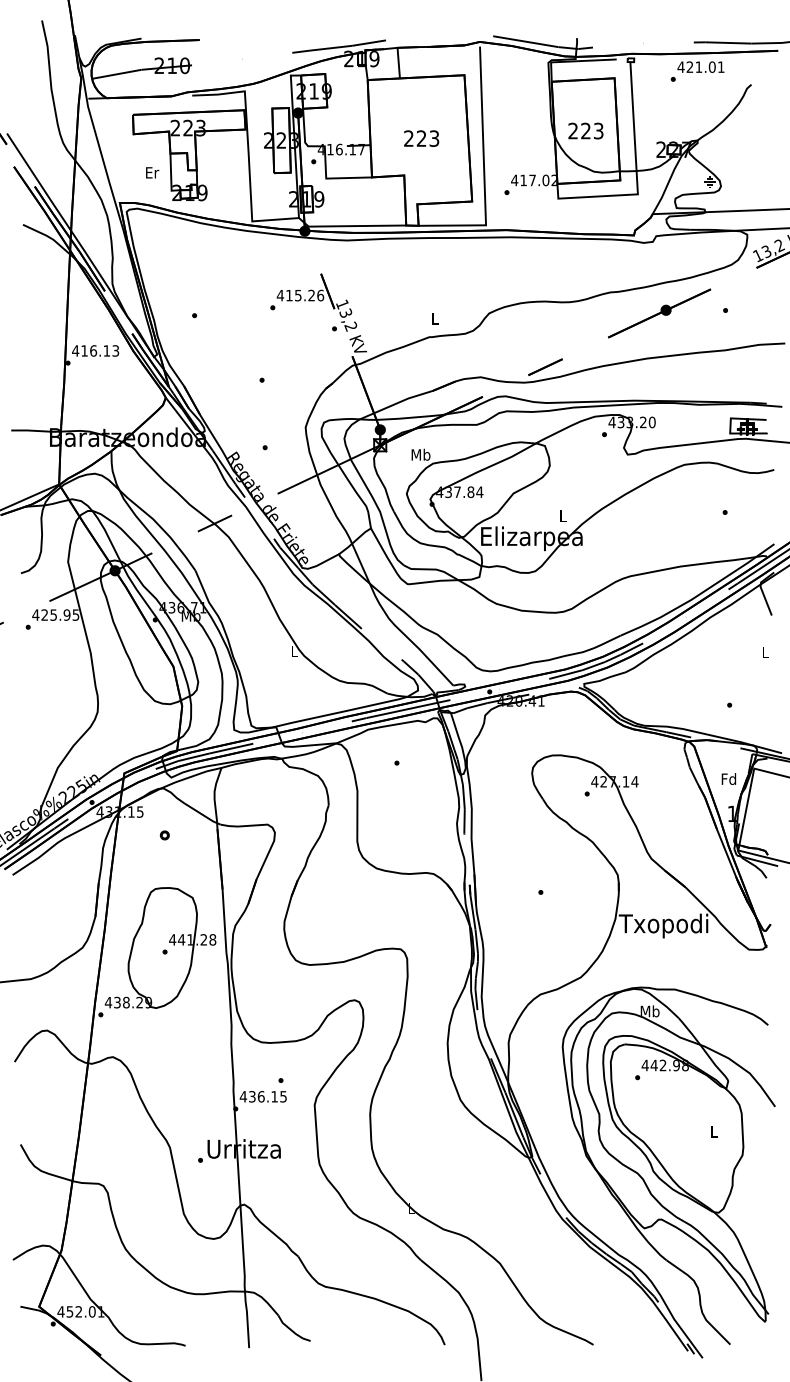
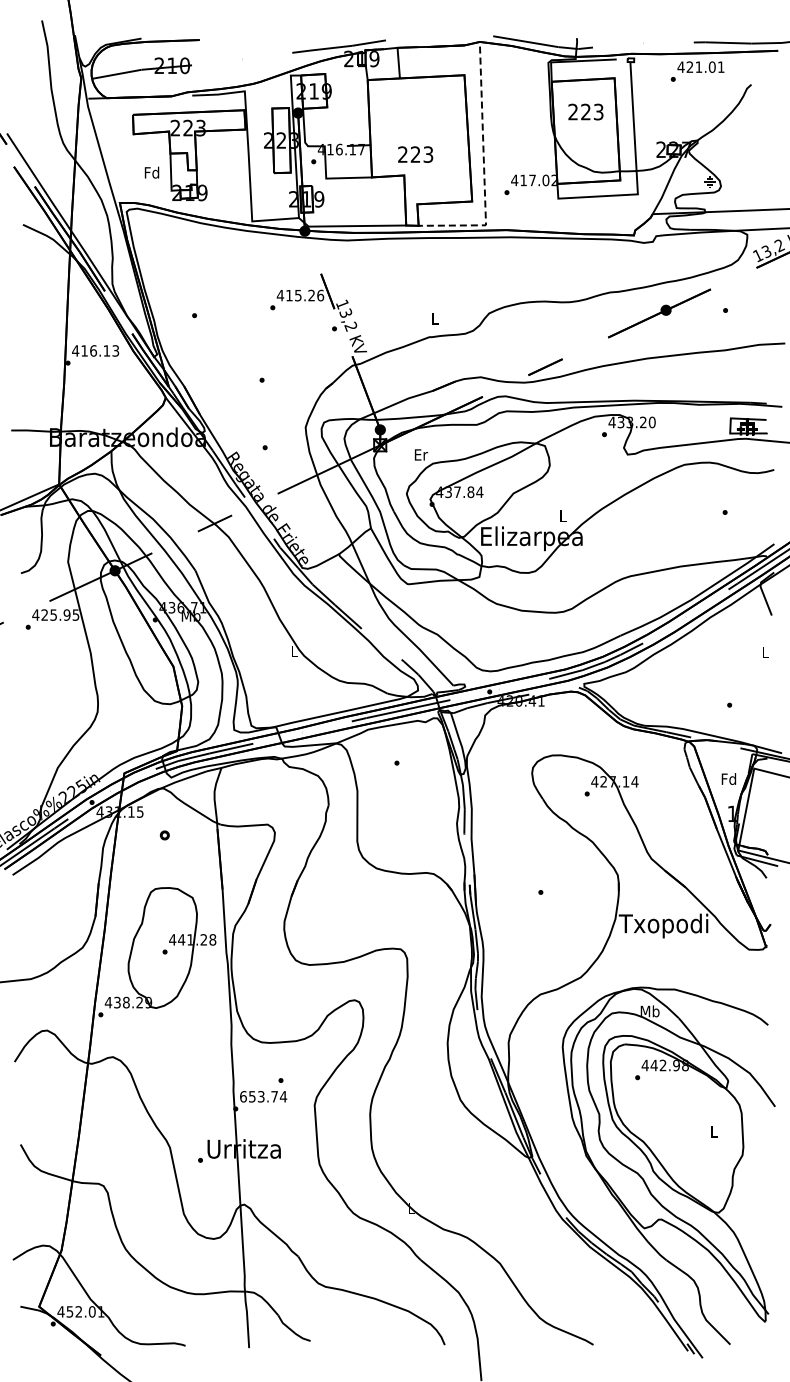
text position: (585, 130) -> (585, 111) (585, 111)
text position: (421, 138) -> (415, 154) (415, 154)
line: solid -> dashed (484, 170)
text: Er -> Fd (151, 172)
text: Mb -> Er (420, 454)
text: 436.15 -> 653.74 (263, 1096)
